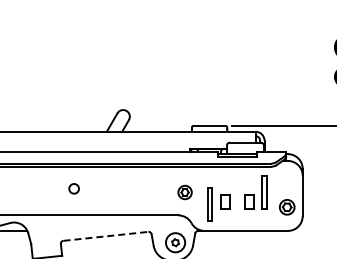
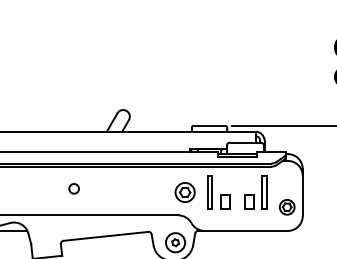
part size: 16x17 px -> 22x21 px (184, 192)
part position: (209, 204) -> (209, 192) (209, 192)
line: dashed -> solid (105, 236)
